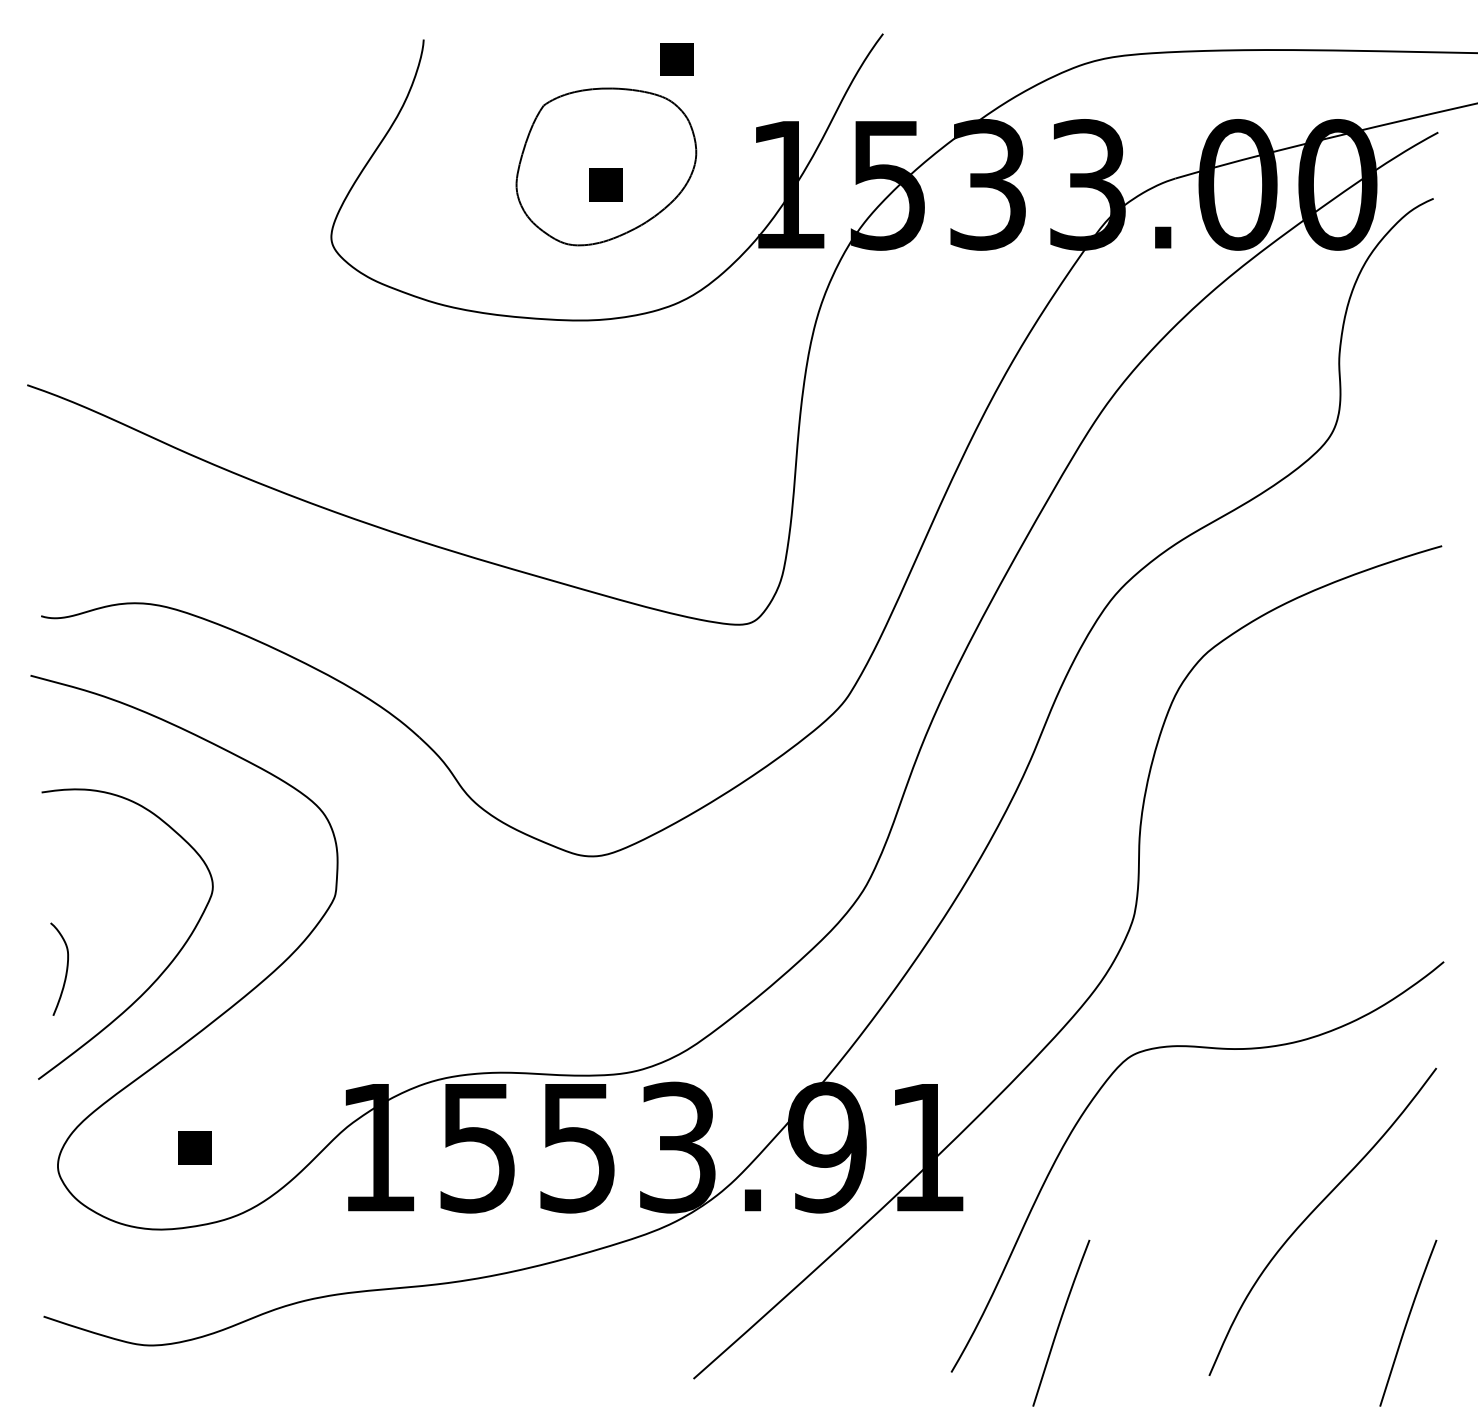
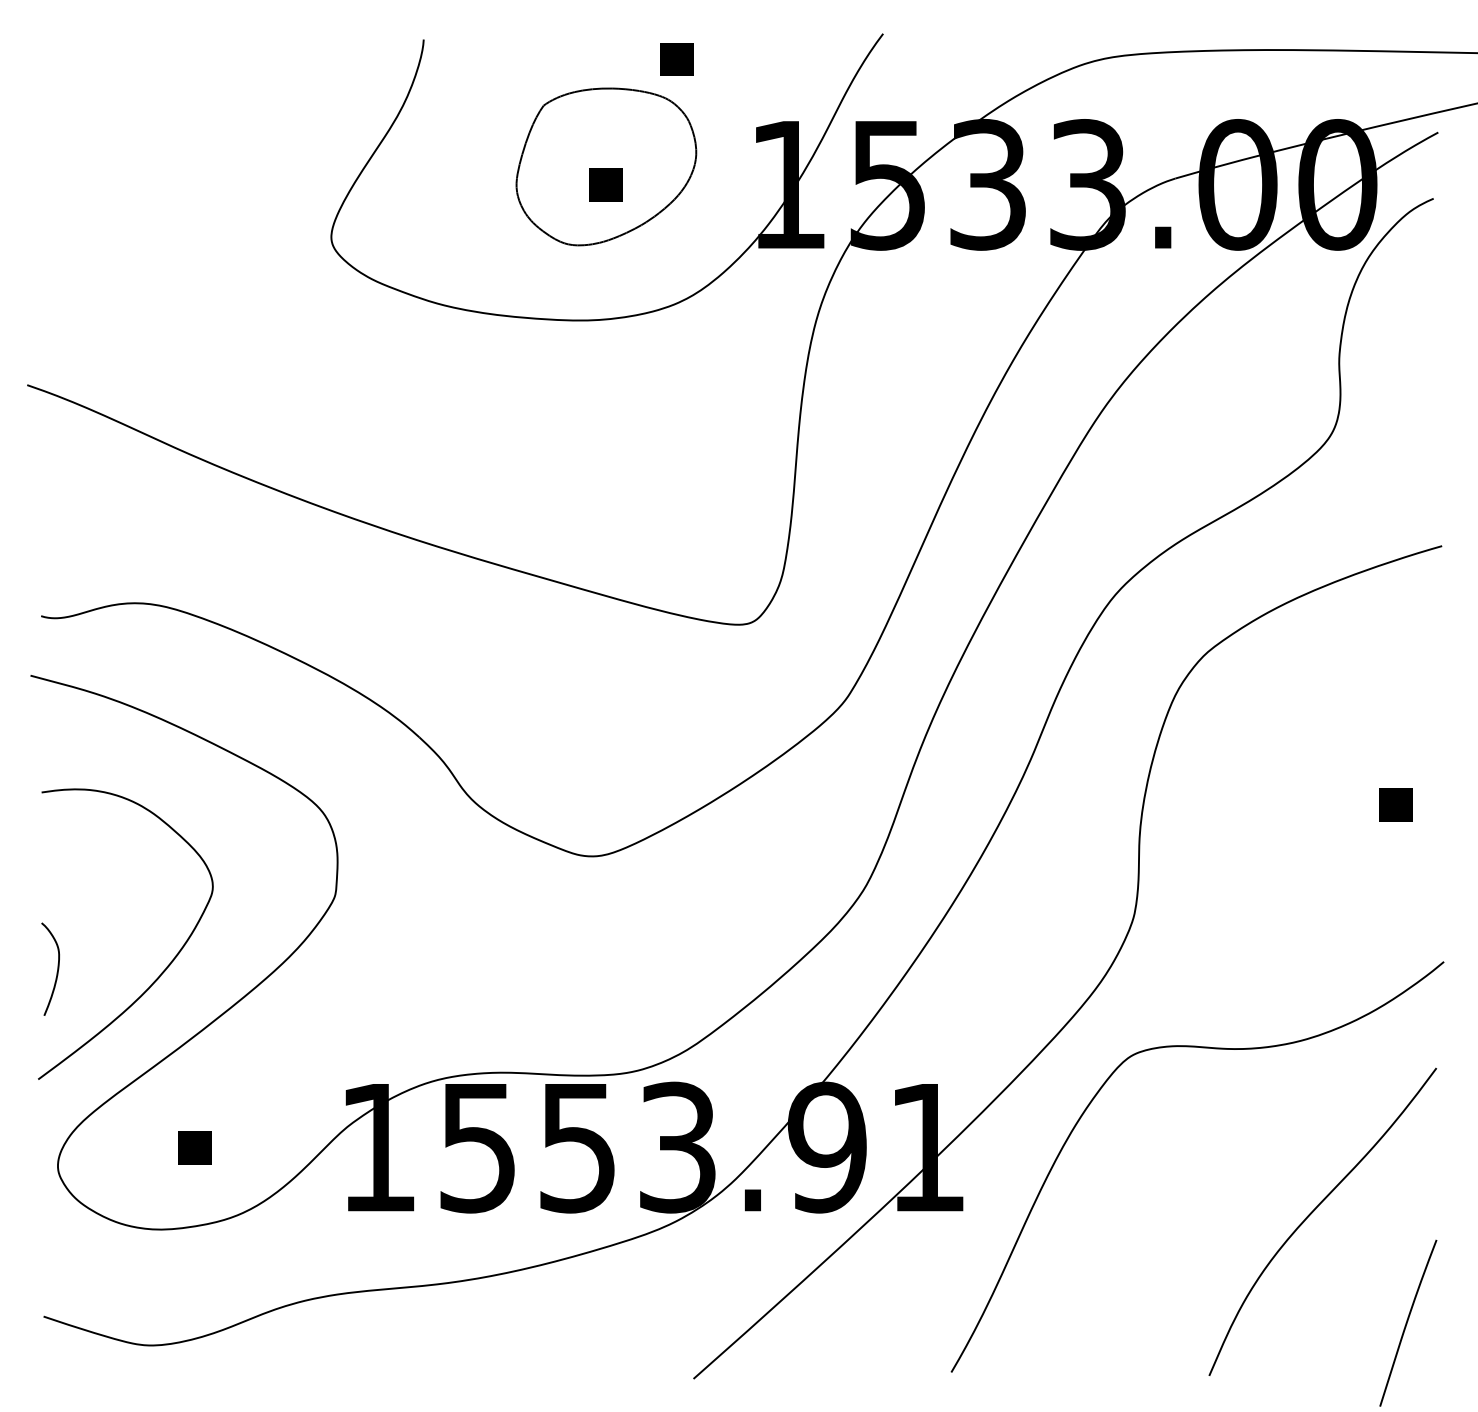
part: none -> present (1395, 804)
curve position: (66, 968) -> (57, 968) (57, 968)
curve: present -> none (1061, 1321)
